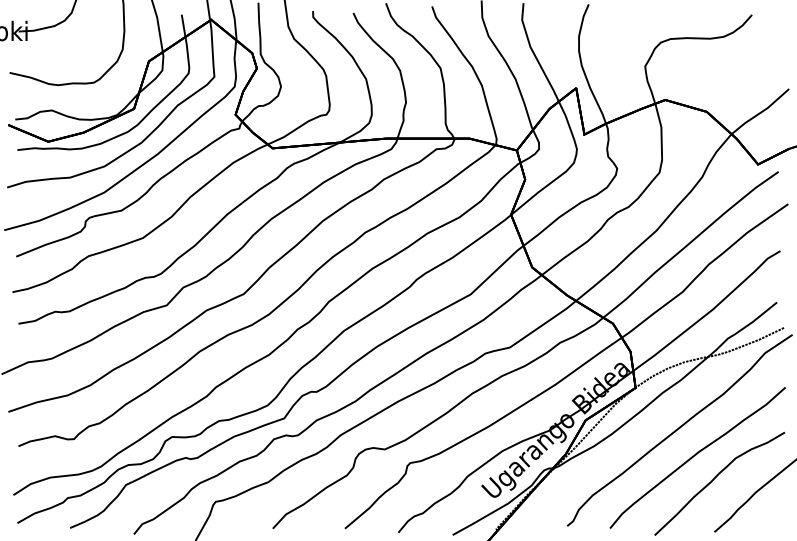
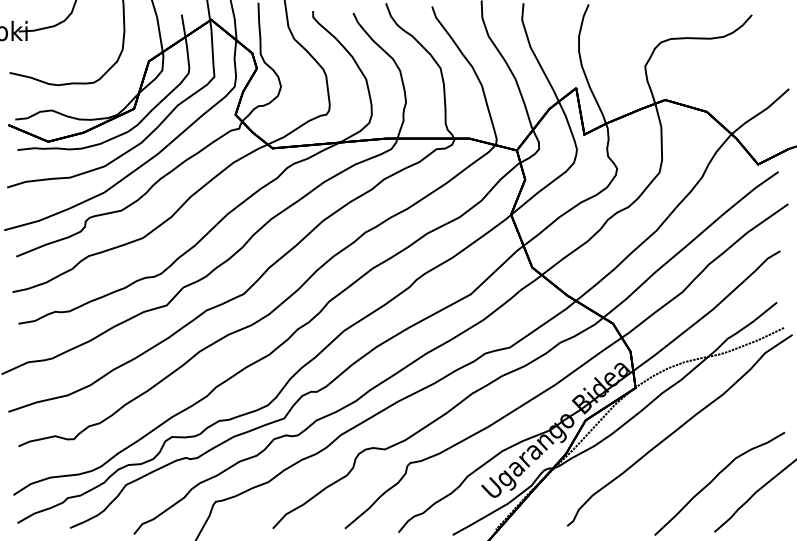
part: present -> none (697, 457)
